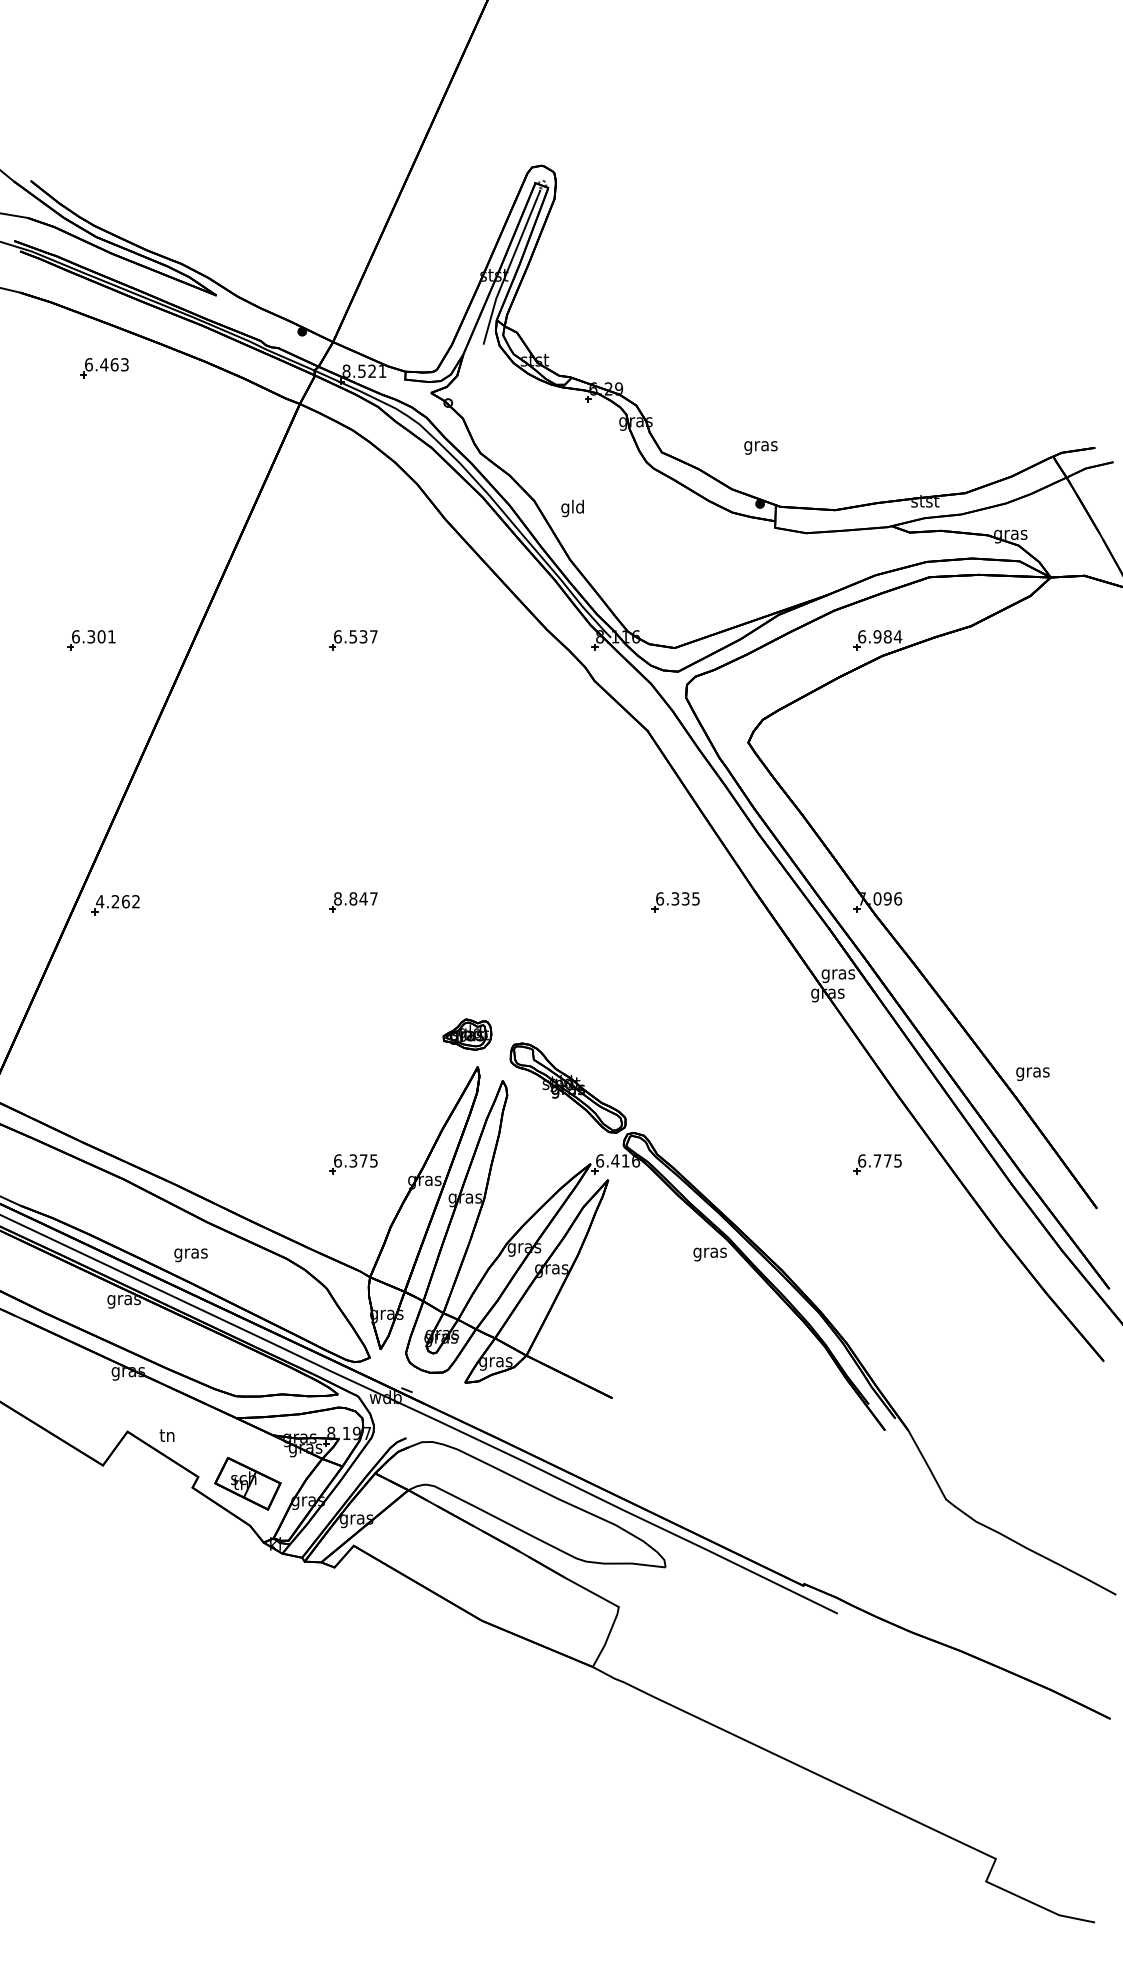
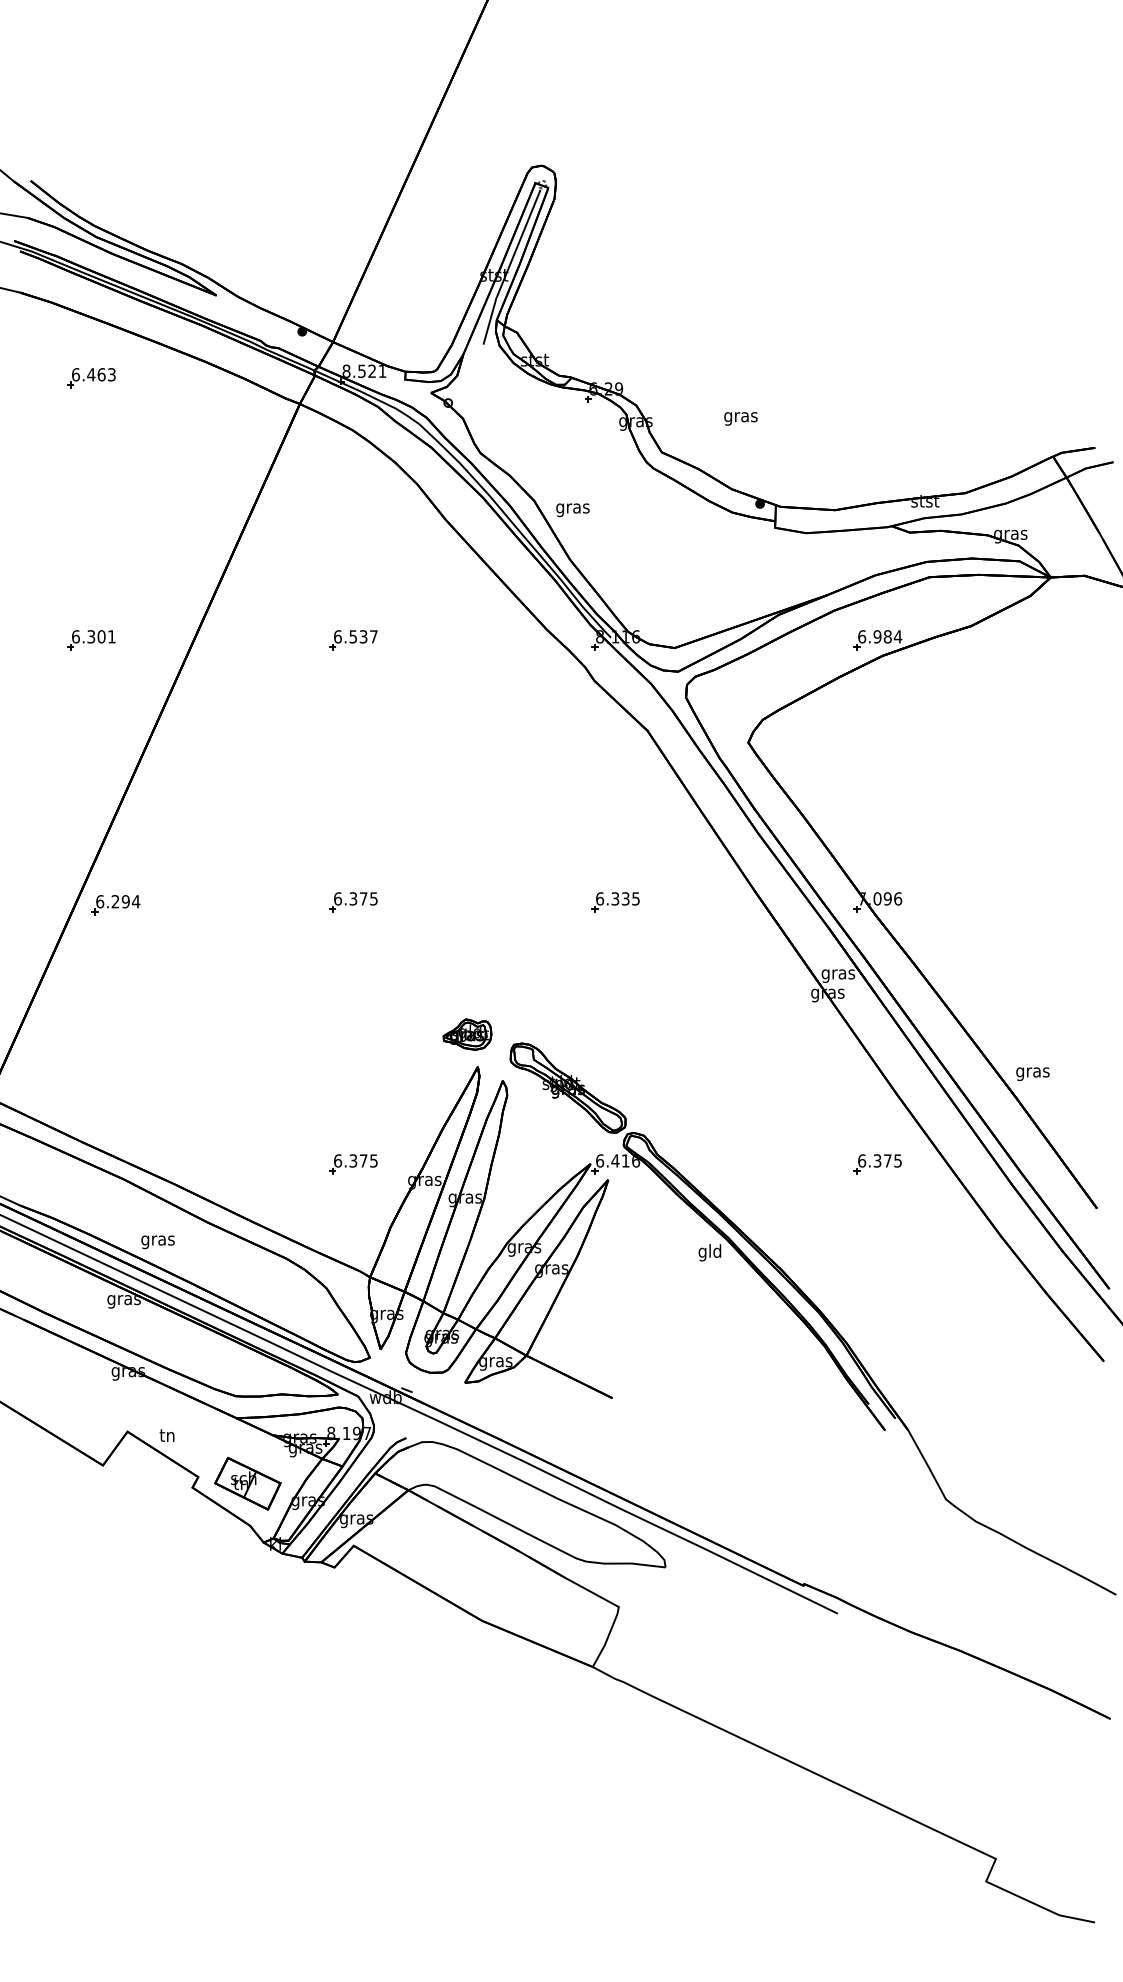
part position: (104, 368) -> (91, 378) (91, 378)
text position: (760, 447) -> (740, 418) (740, 418)
text: gld -> gras (572, 508)
text: 8.847 -> 6.375 (355, 898)
text: 4.262 -> 6.294 (117, 901)
part position: (675, 902) -> (615, 902) (615, 902)
text: 6.775 -> 6.375 (877, 1160)
text: gras -> gld (709, 1252)
text position: (190, 1255) -> (157, 1242) (157, 1242)
